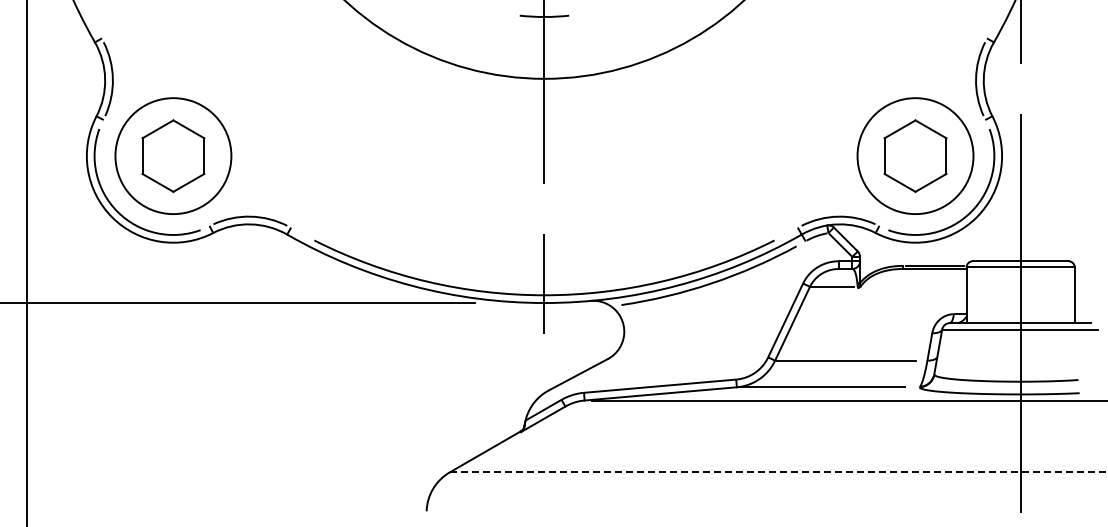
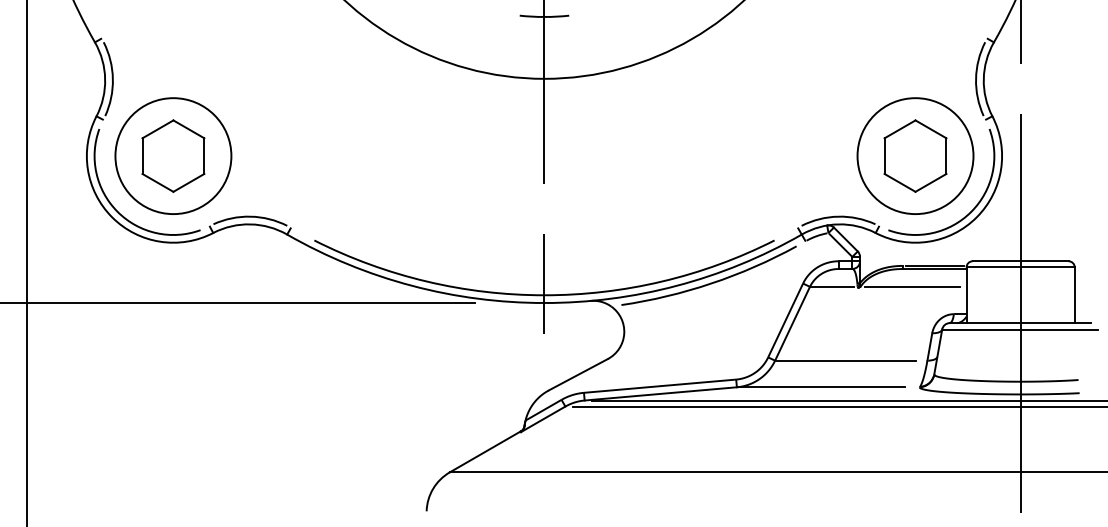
line: none -> present (912, 286)
line: none -> present (838, 406)
line: dashed -> solid (778, 472)
